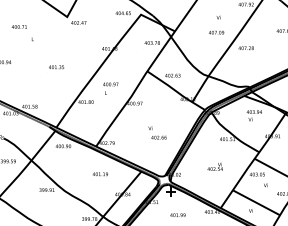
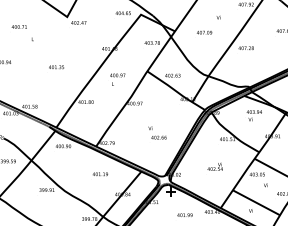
text position: (216, 32) -> (204, 32) (204, 32)
text position: (110, 88) -> (117, 79) (117, 79)
text position: (177, 214) -> (184, 214) (184, 214)
